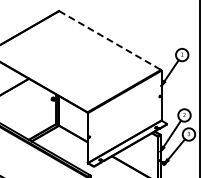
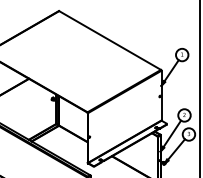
line: dashed -> solid (110, 40)
